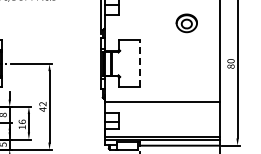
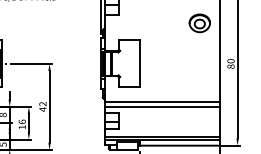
part position: (186, 23) -> (199, 23) (199, 23)
line: dashed -> solid (139, 63)
line: none -> present (162, 107)
